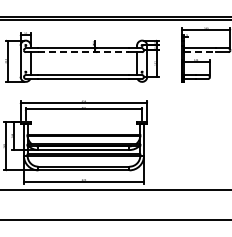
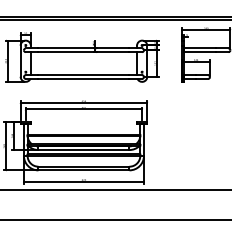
line: dashed -> solid (83, 52)
line: dashed -> solid (200, 52)
